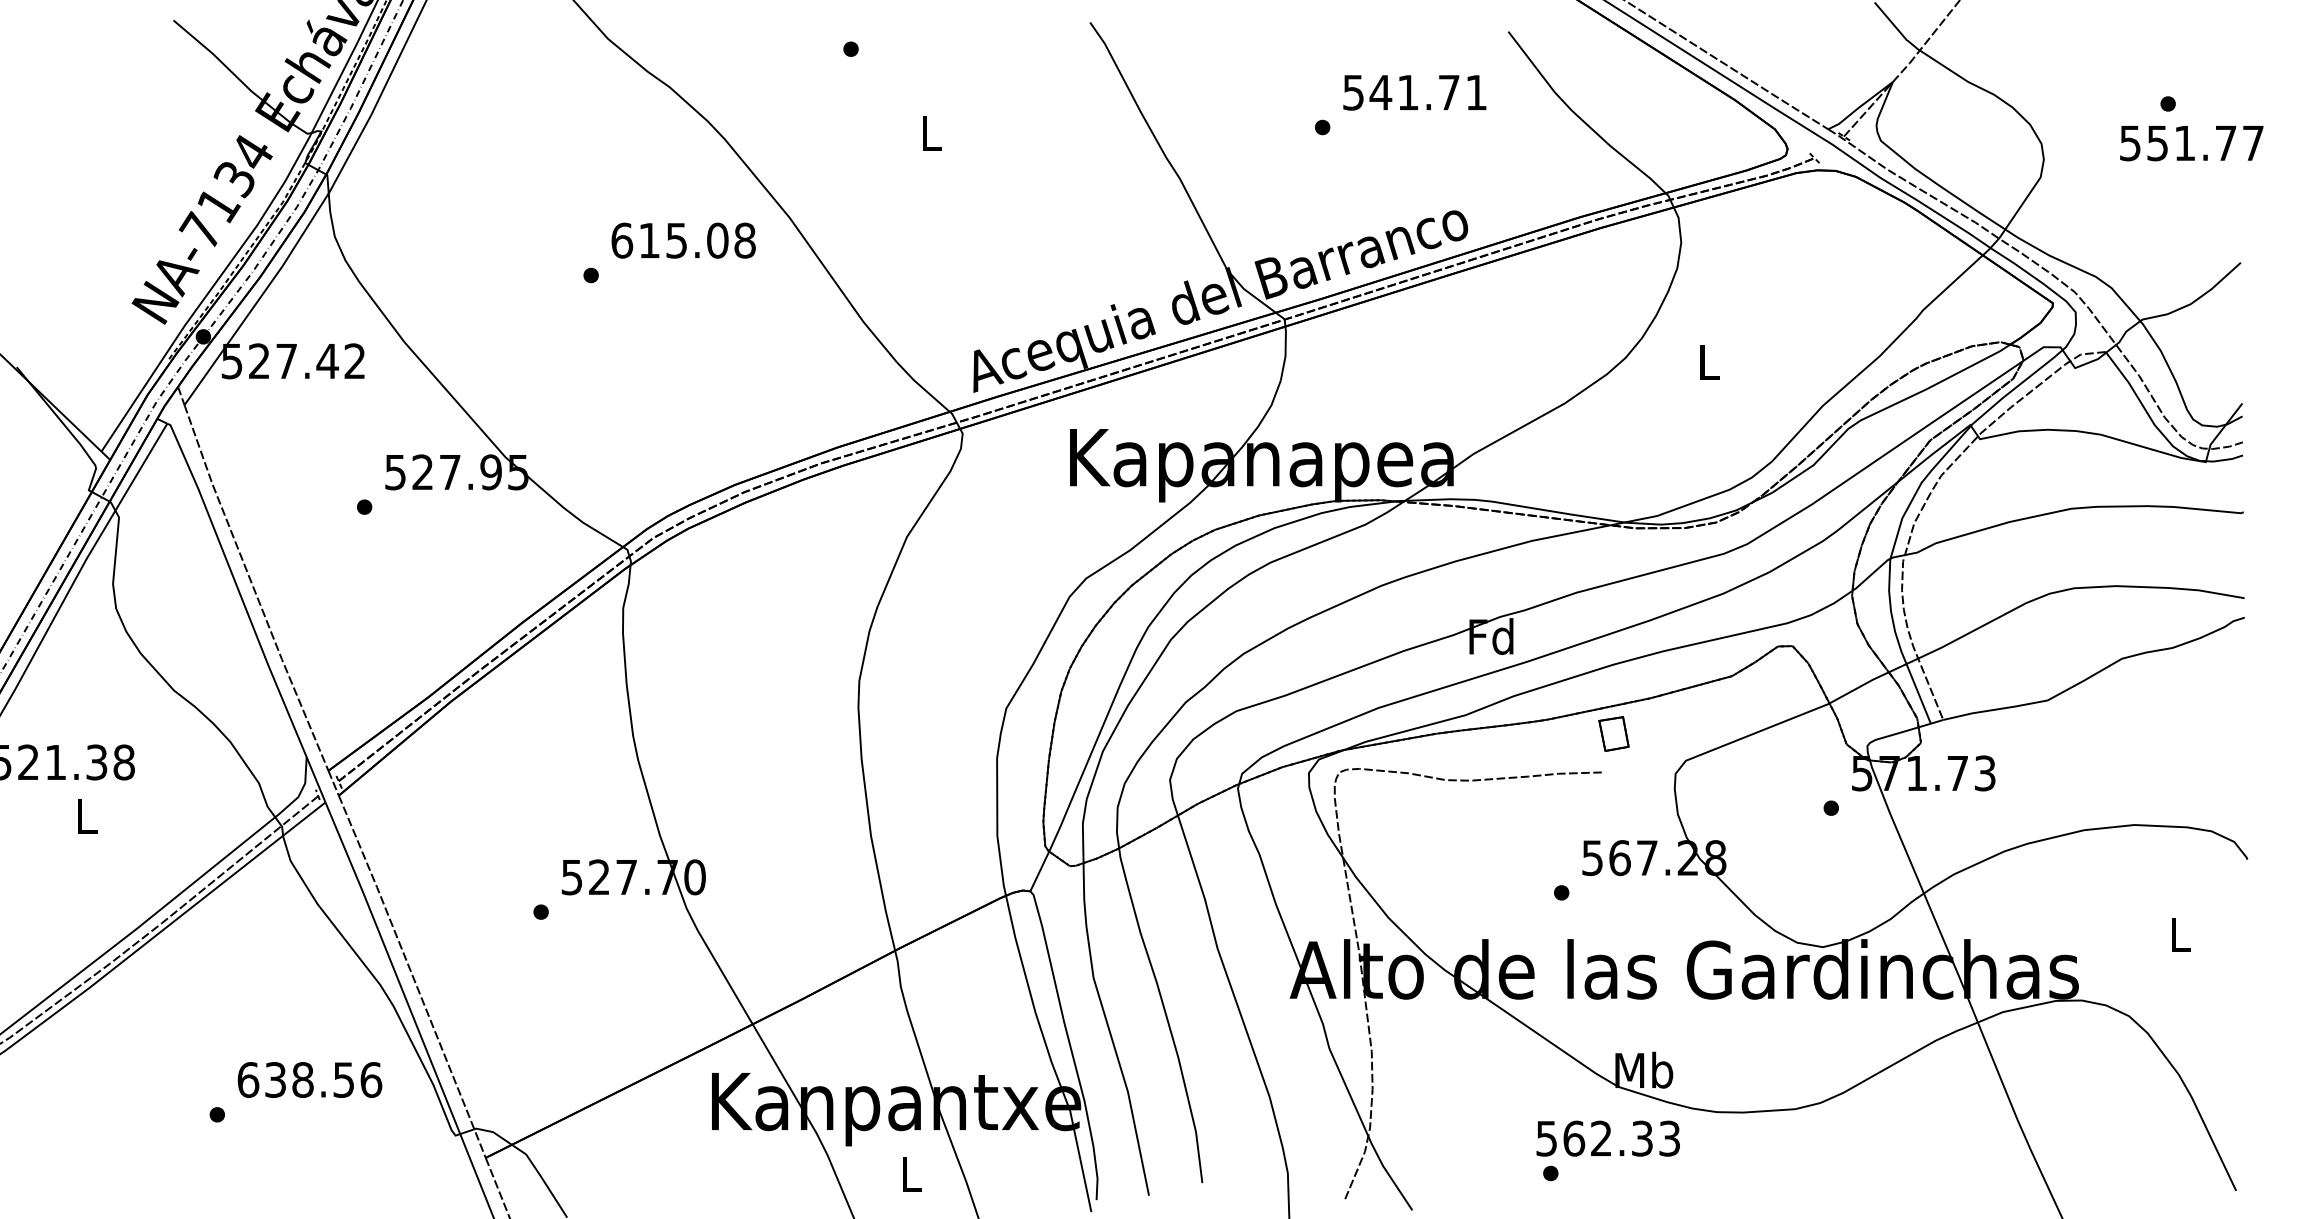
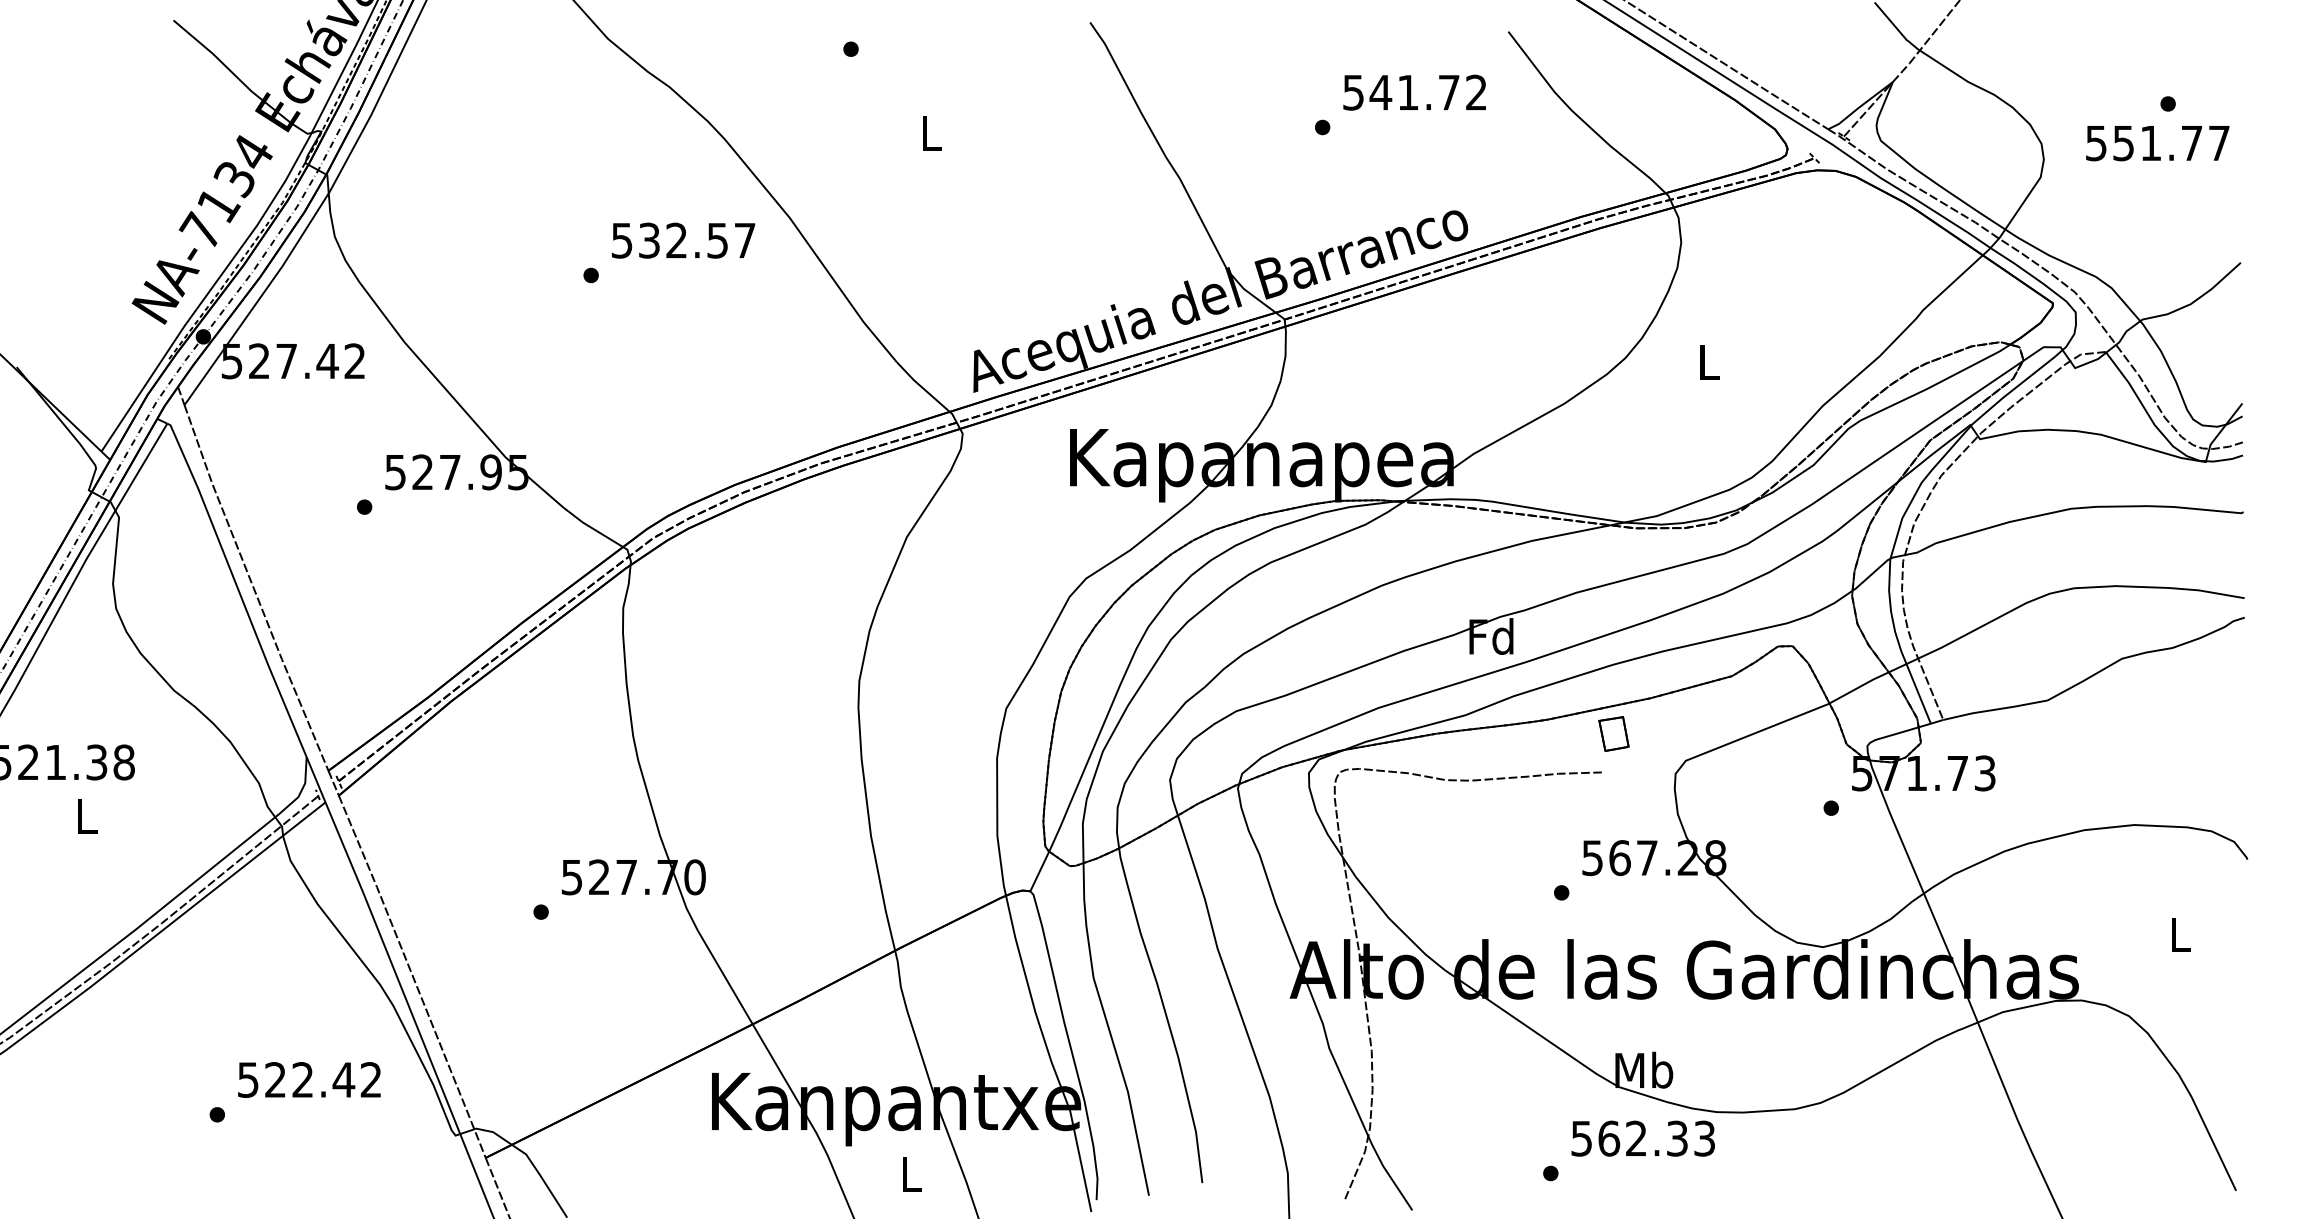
text: 541.71 -> 541.72 (1476, 92)
text position: (2191, 143) -> (2157, 143) (2157, 143)
text: 615.08 -> 532.57 (683, 240)
text: 638.56 -> 522.42 (309, 1079)
text position: (1607, 1138) -> (1642, 1138) (1642, 1138)
